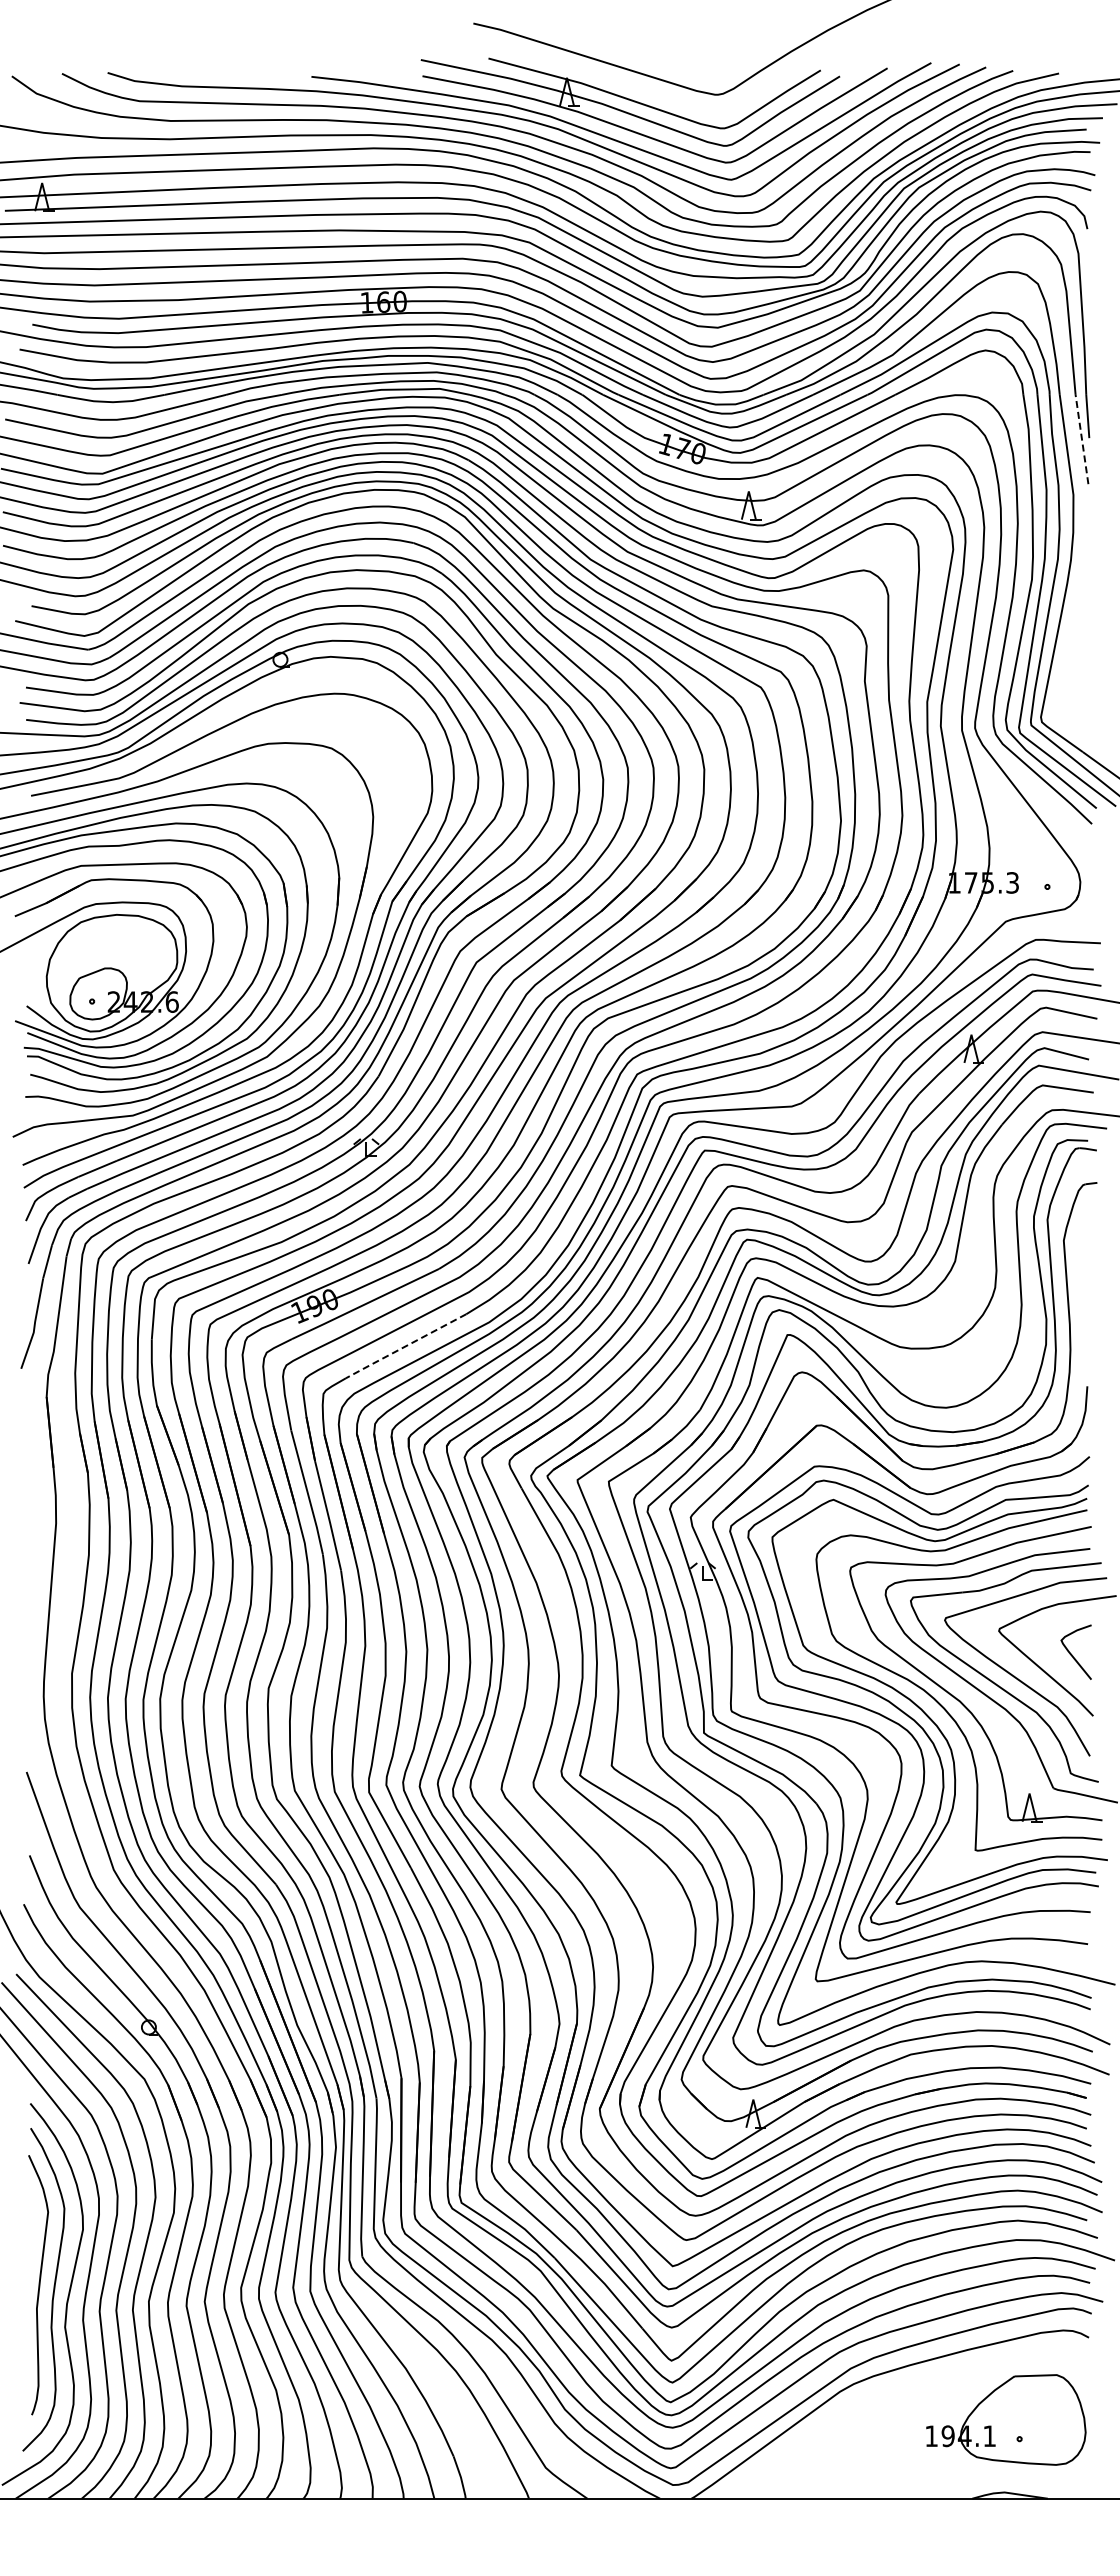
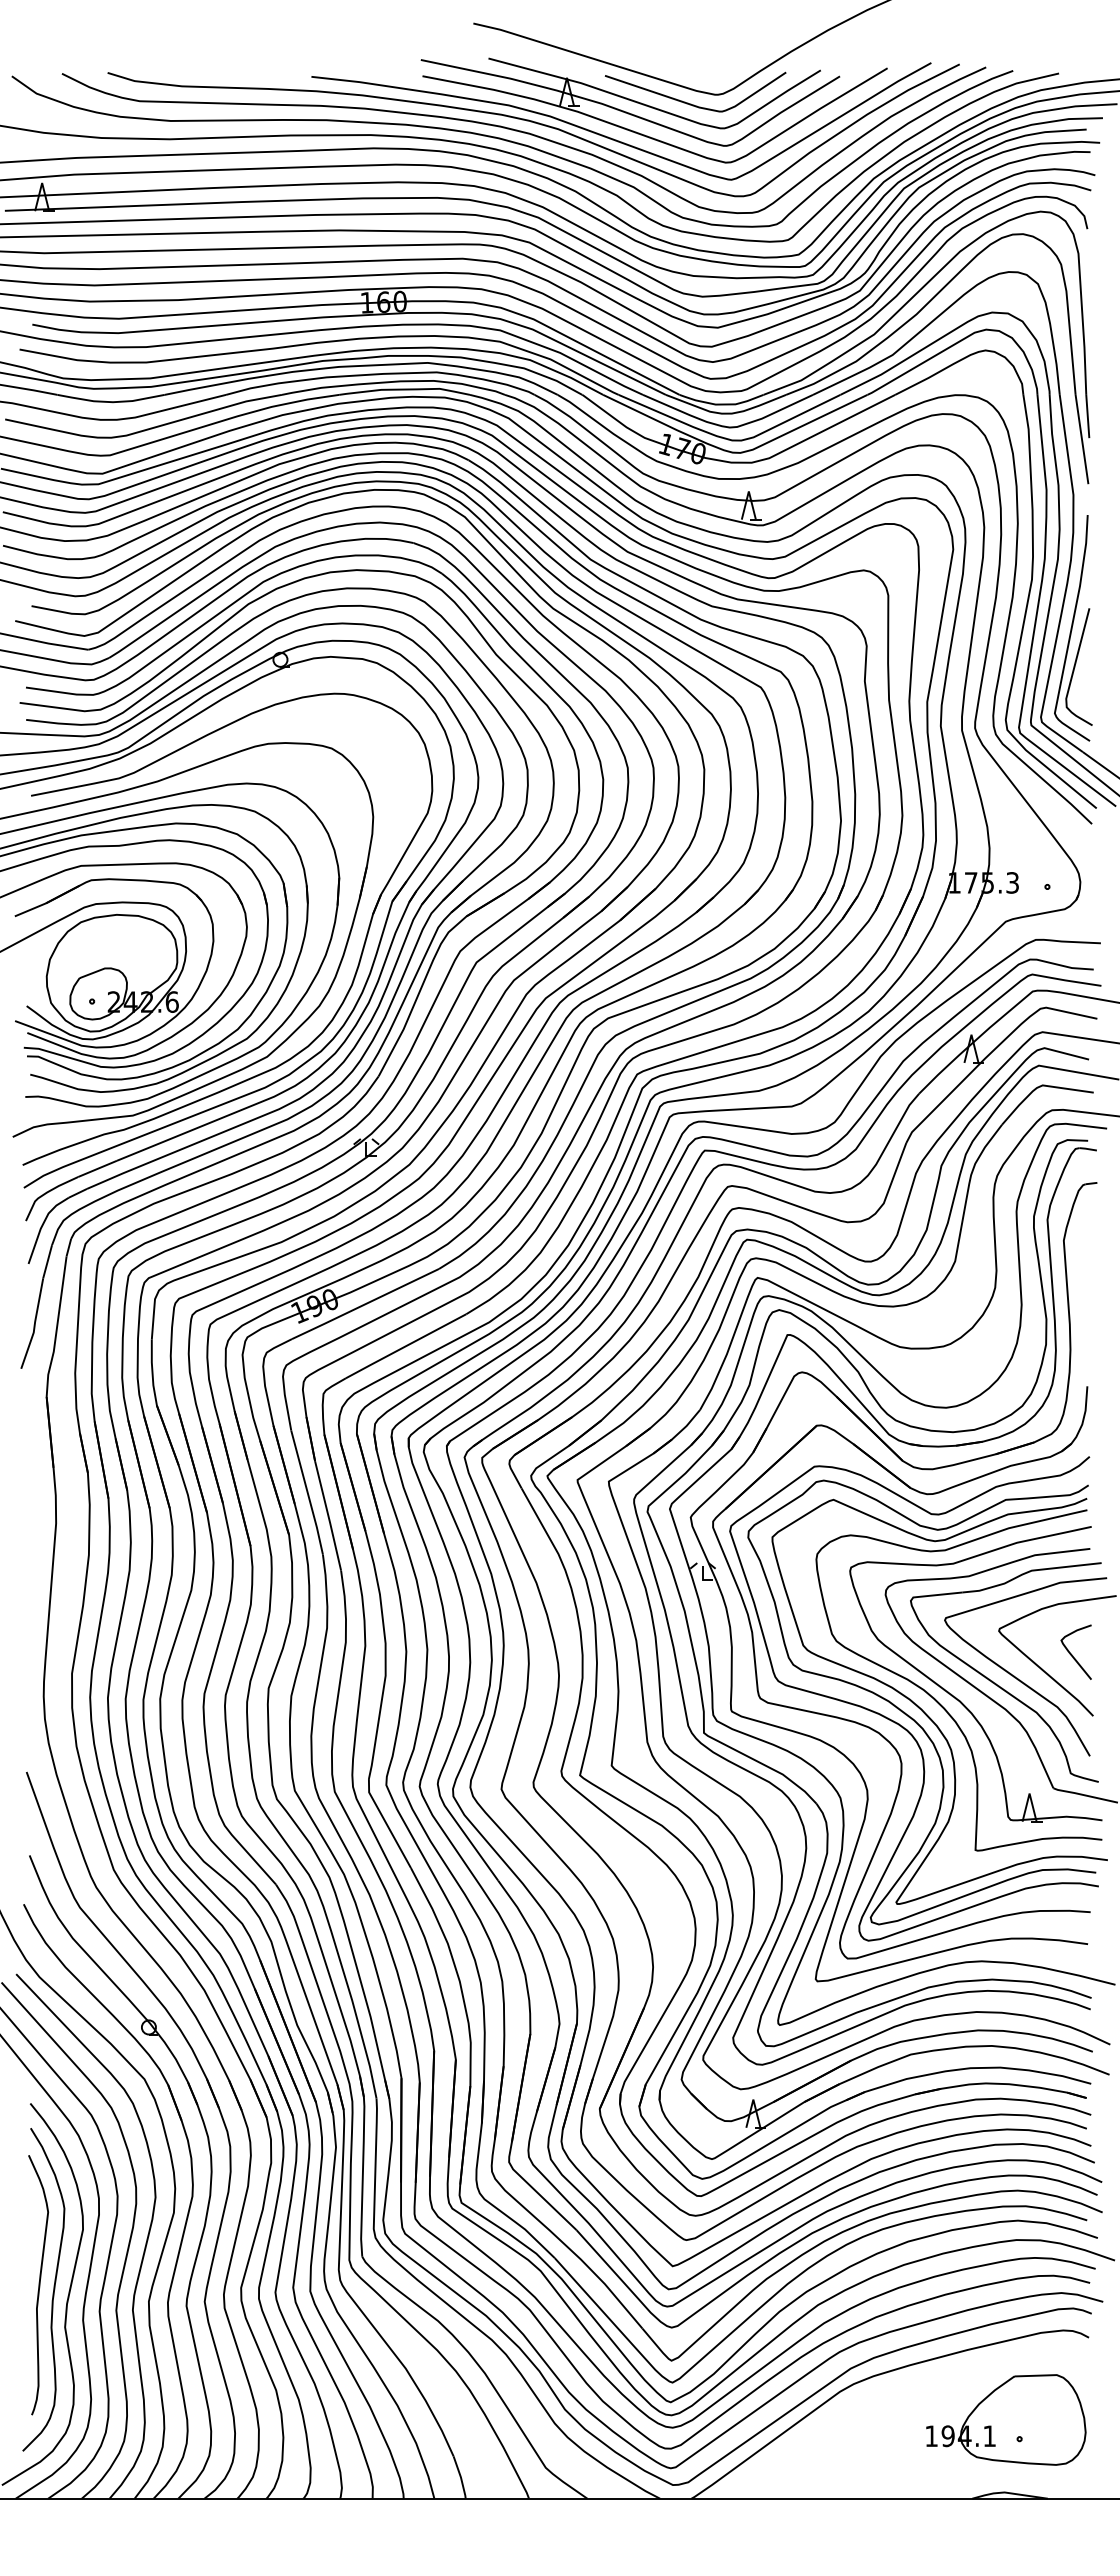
curve: none -> present (691, 103)
line: dashed -> solid (1081, 439)
part: none -> present (1073, 628)
line: dashed -> solid (405, 1346)
